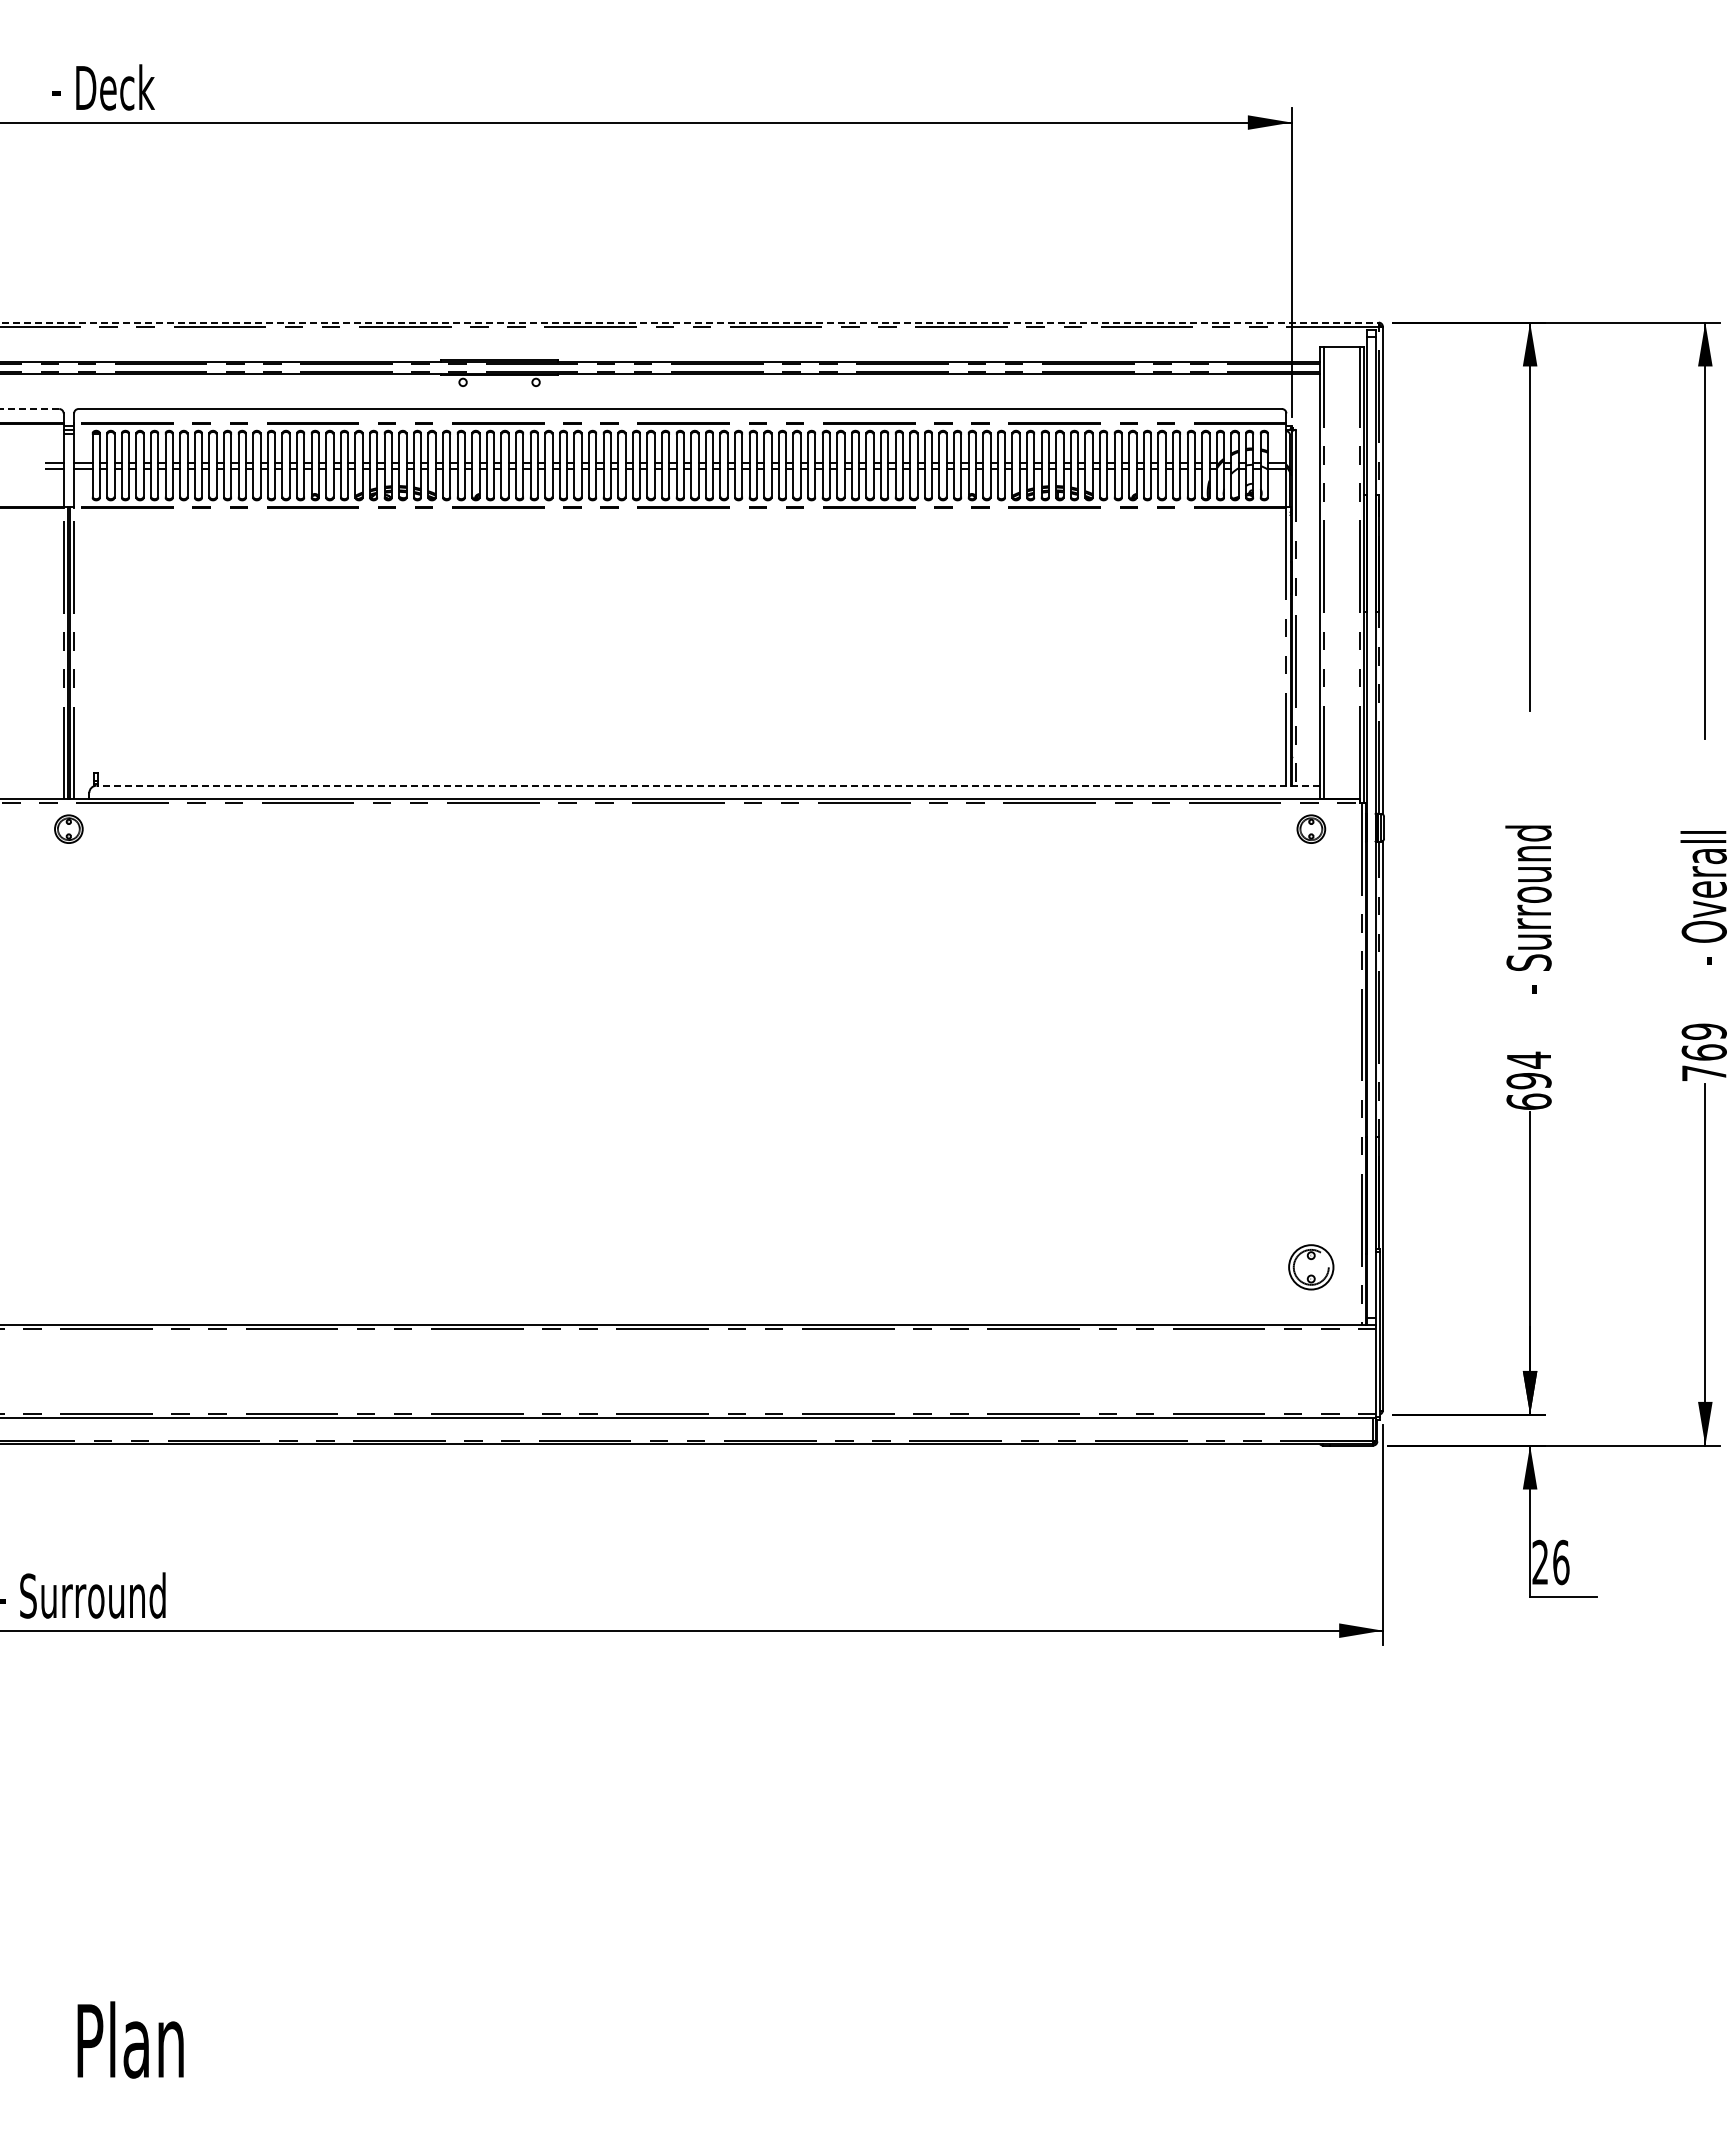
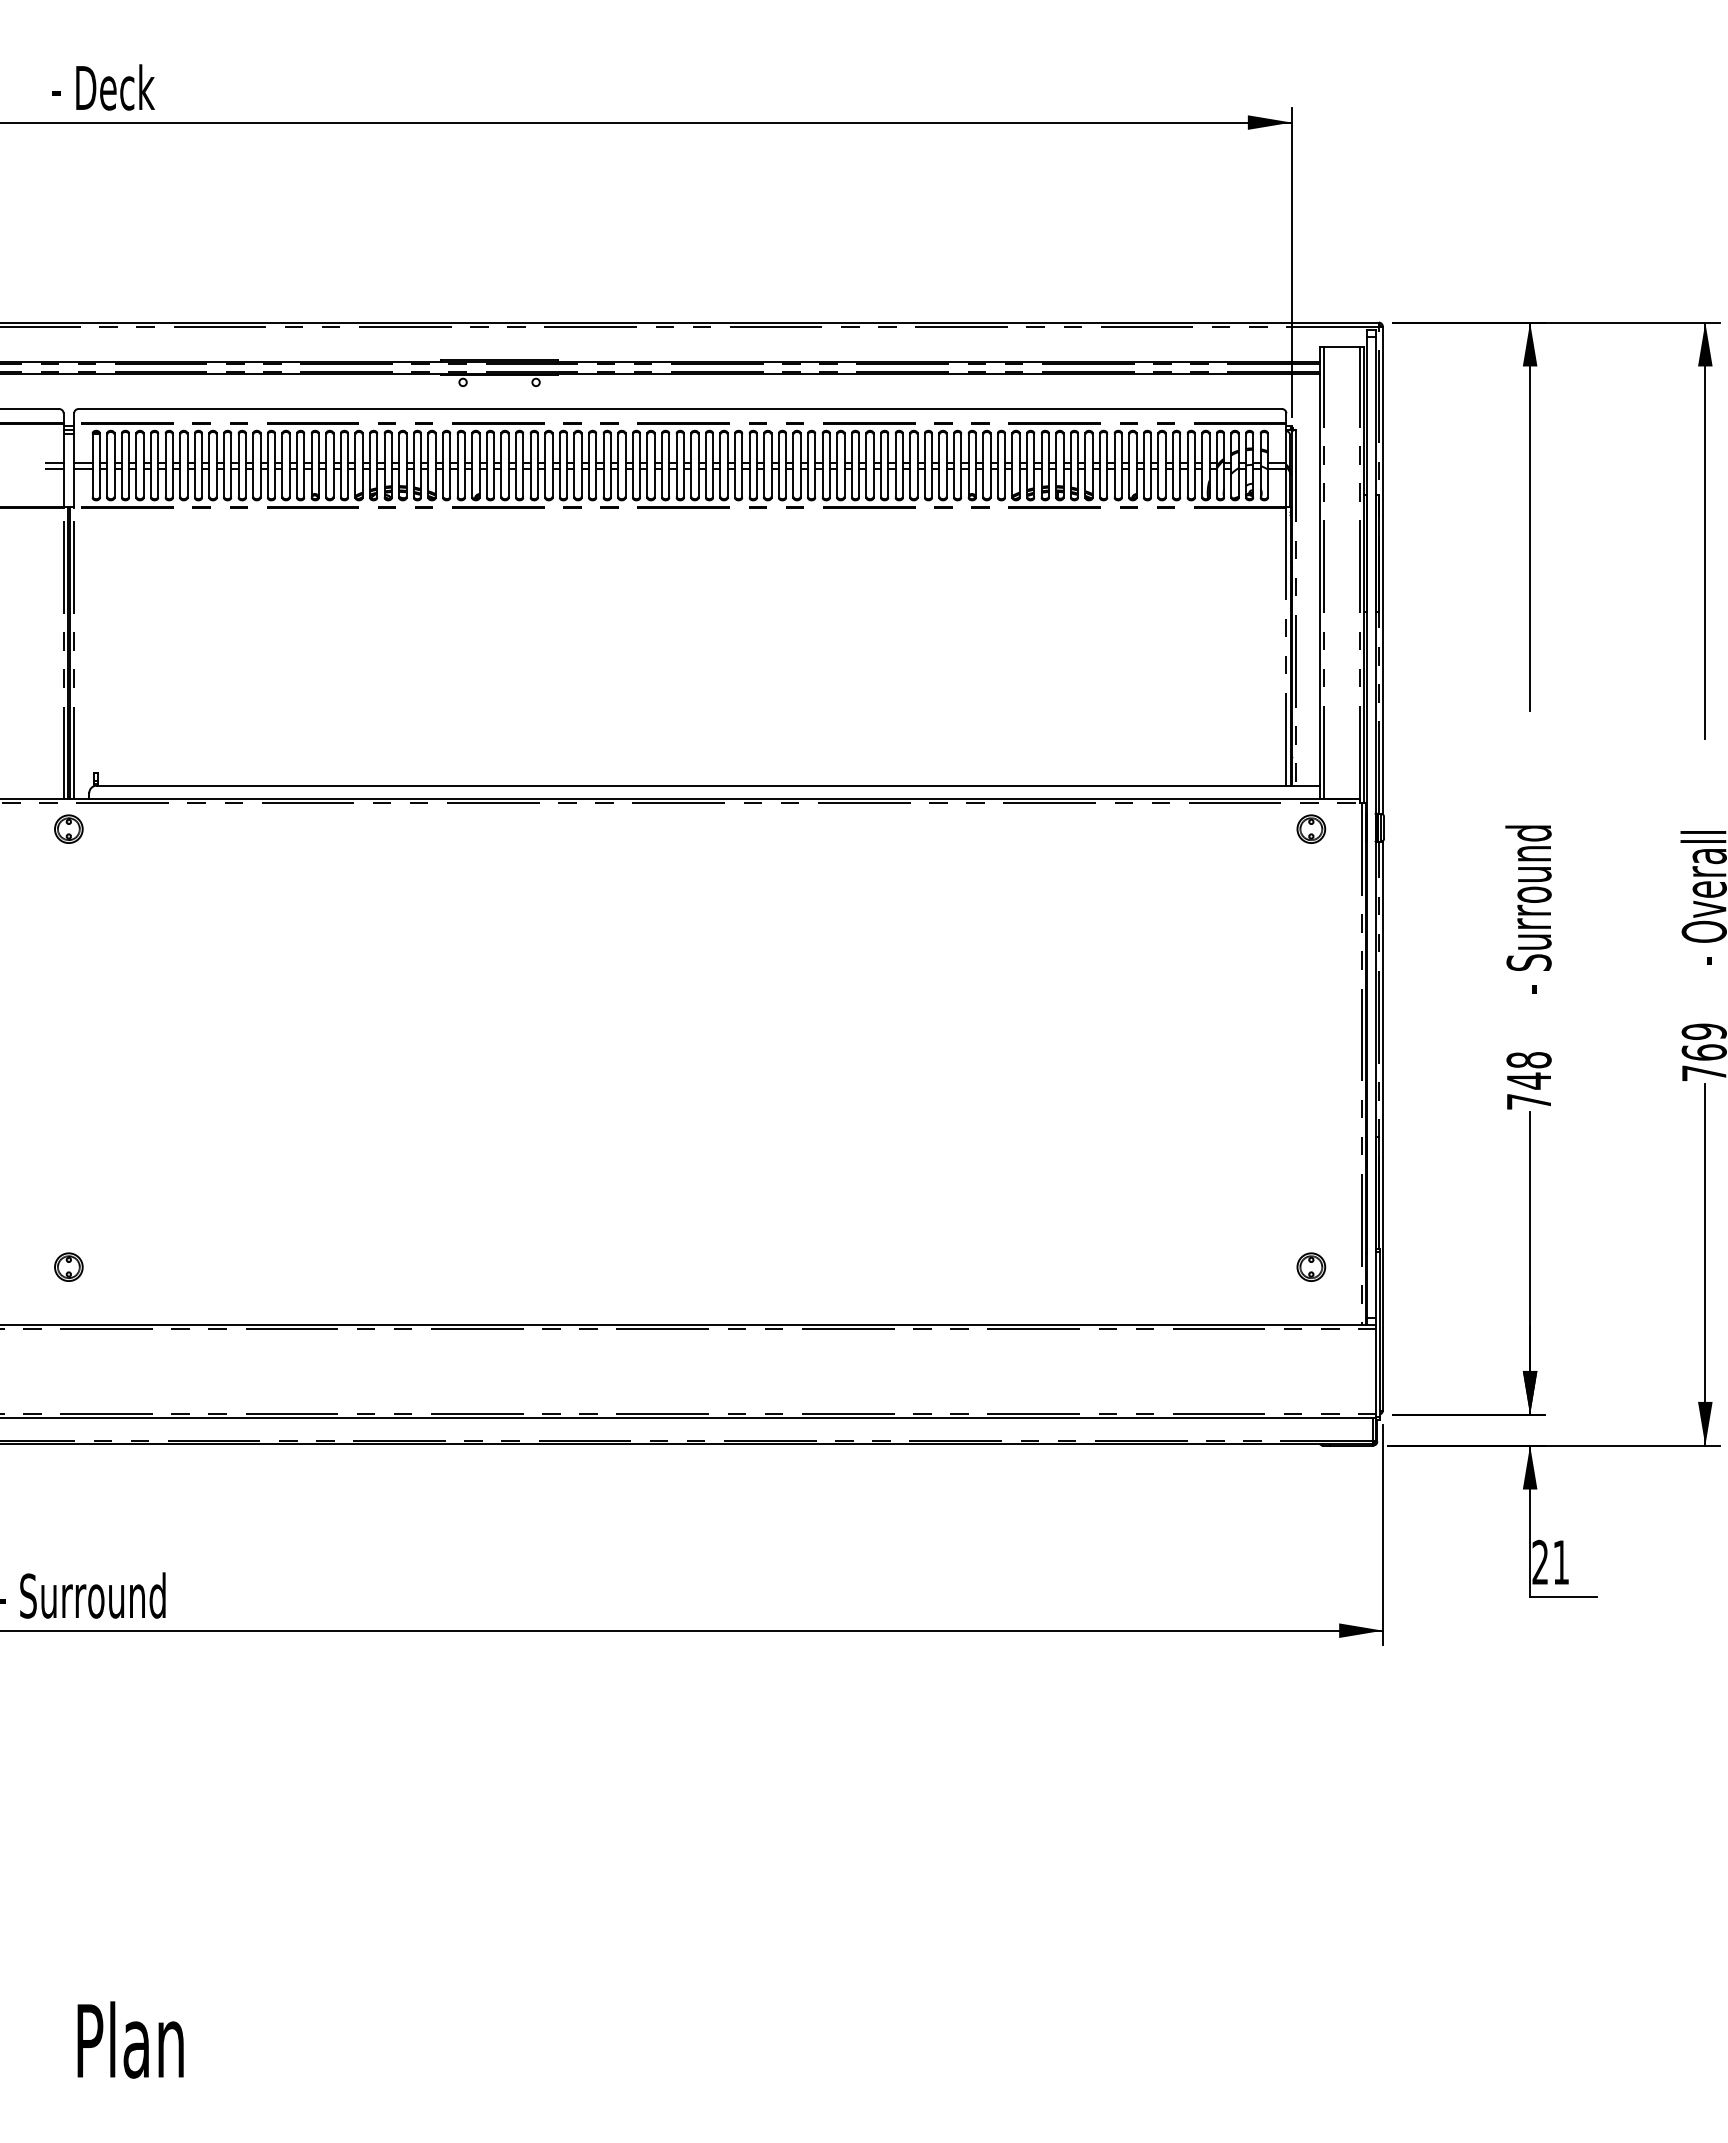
line: dashed -> solid (689, 322)
line: dashed -> solid (29, 409)
line: dashed -> solid (708, 785)
text: 694 -> 748 (1528, 1080)
part: none -> present (68, 1266)
part size: 47x47 px -> 31x30 px (1311, 1266)
text: 26 -> 21 (1561, 1562)
